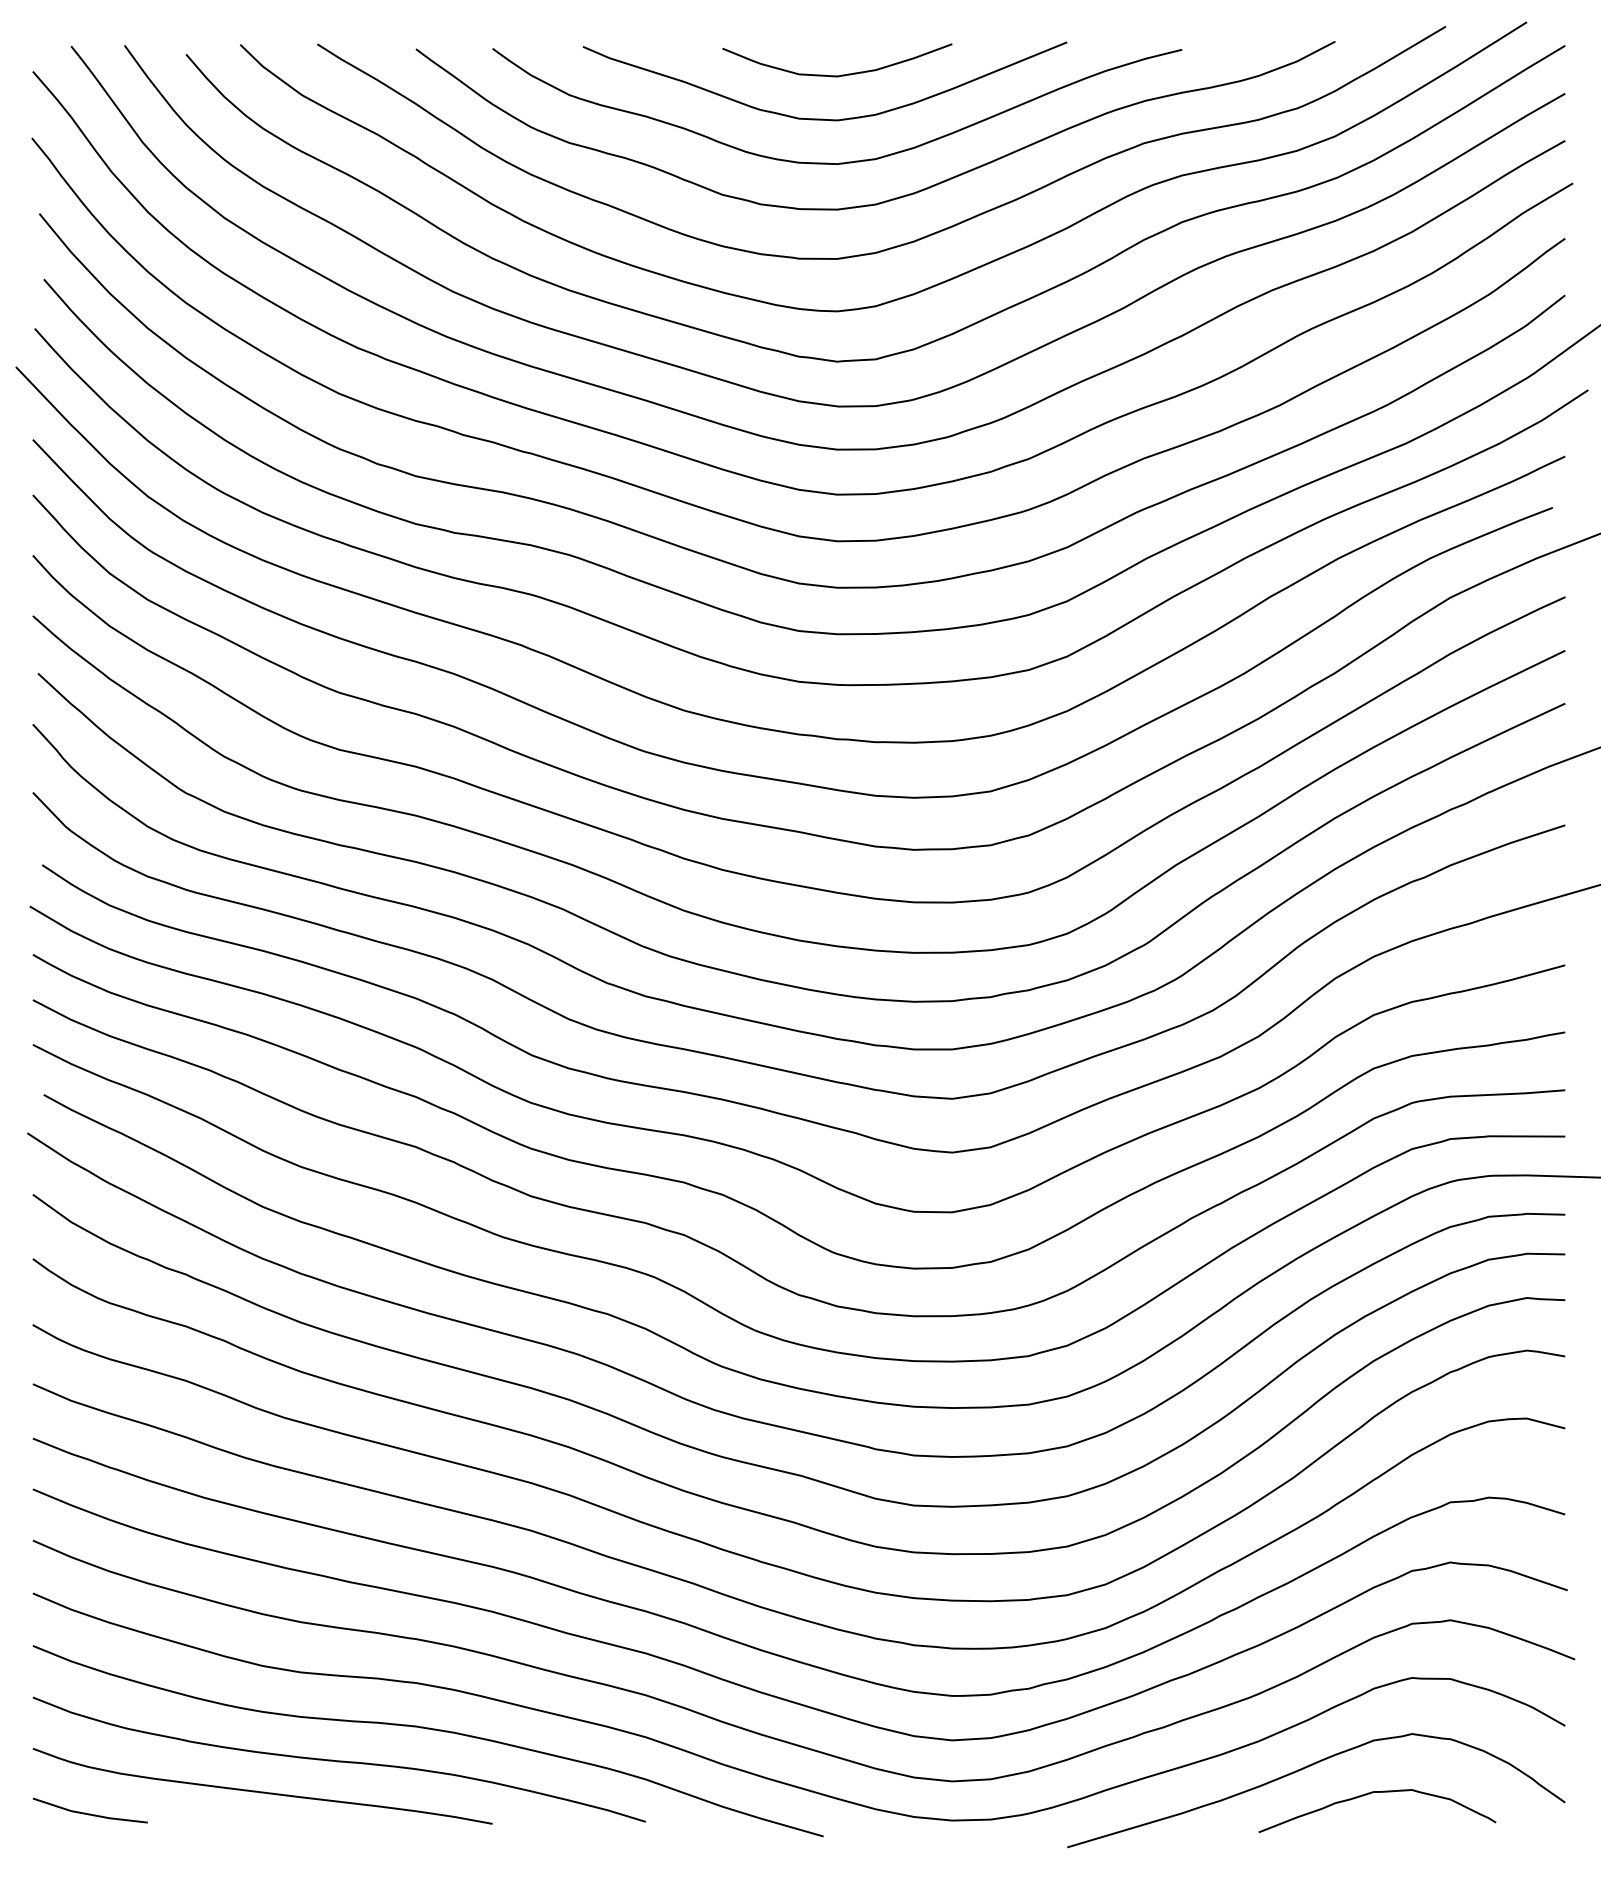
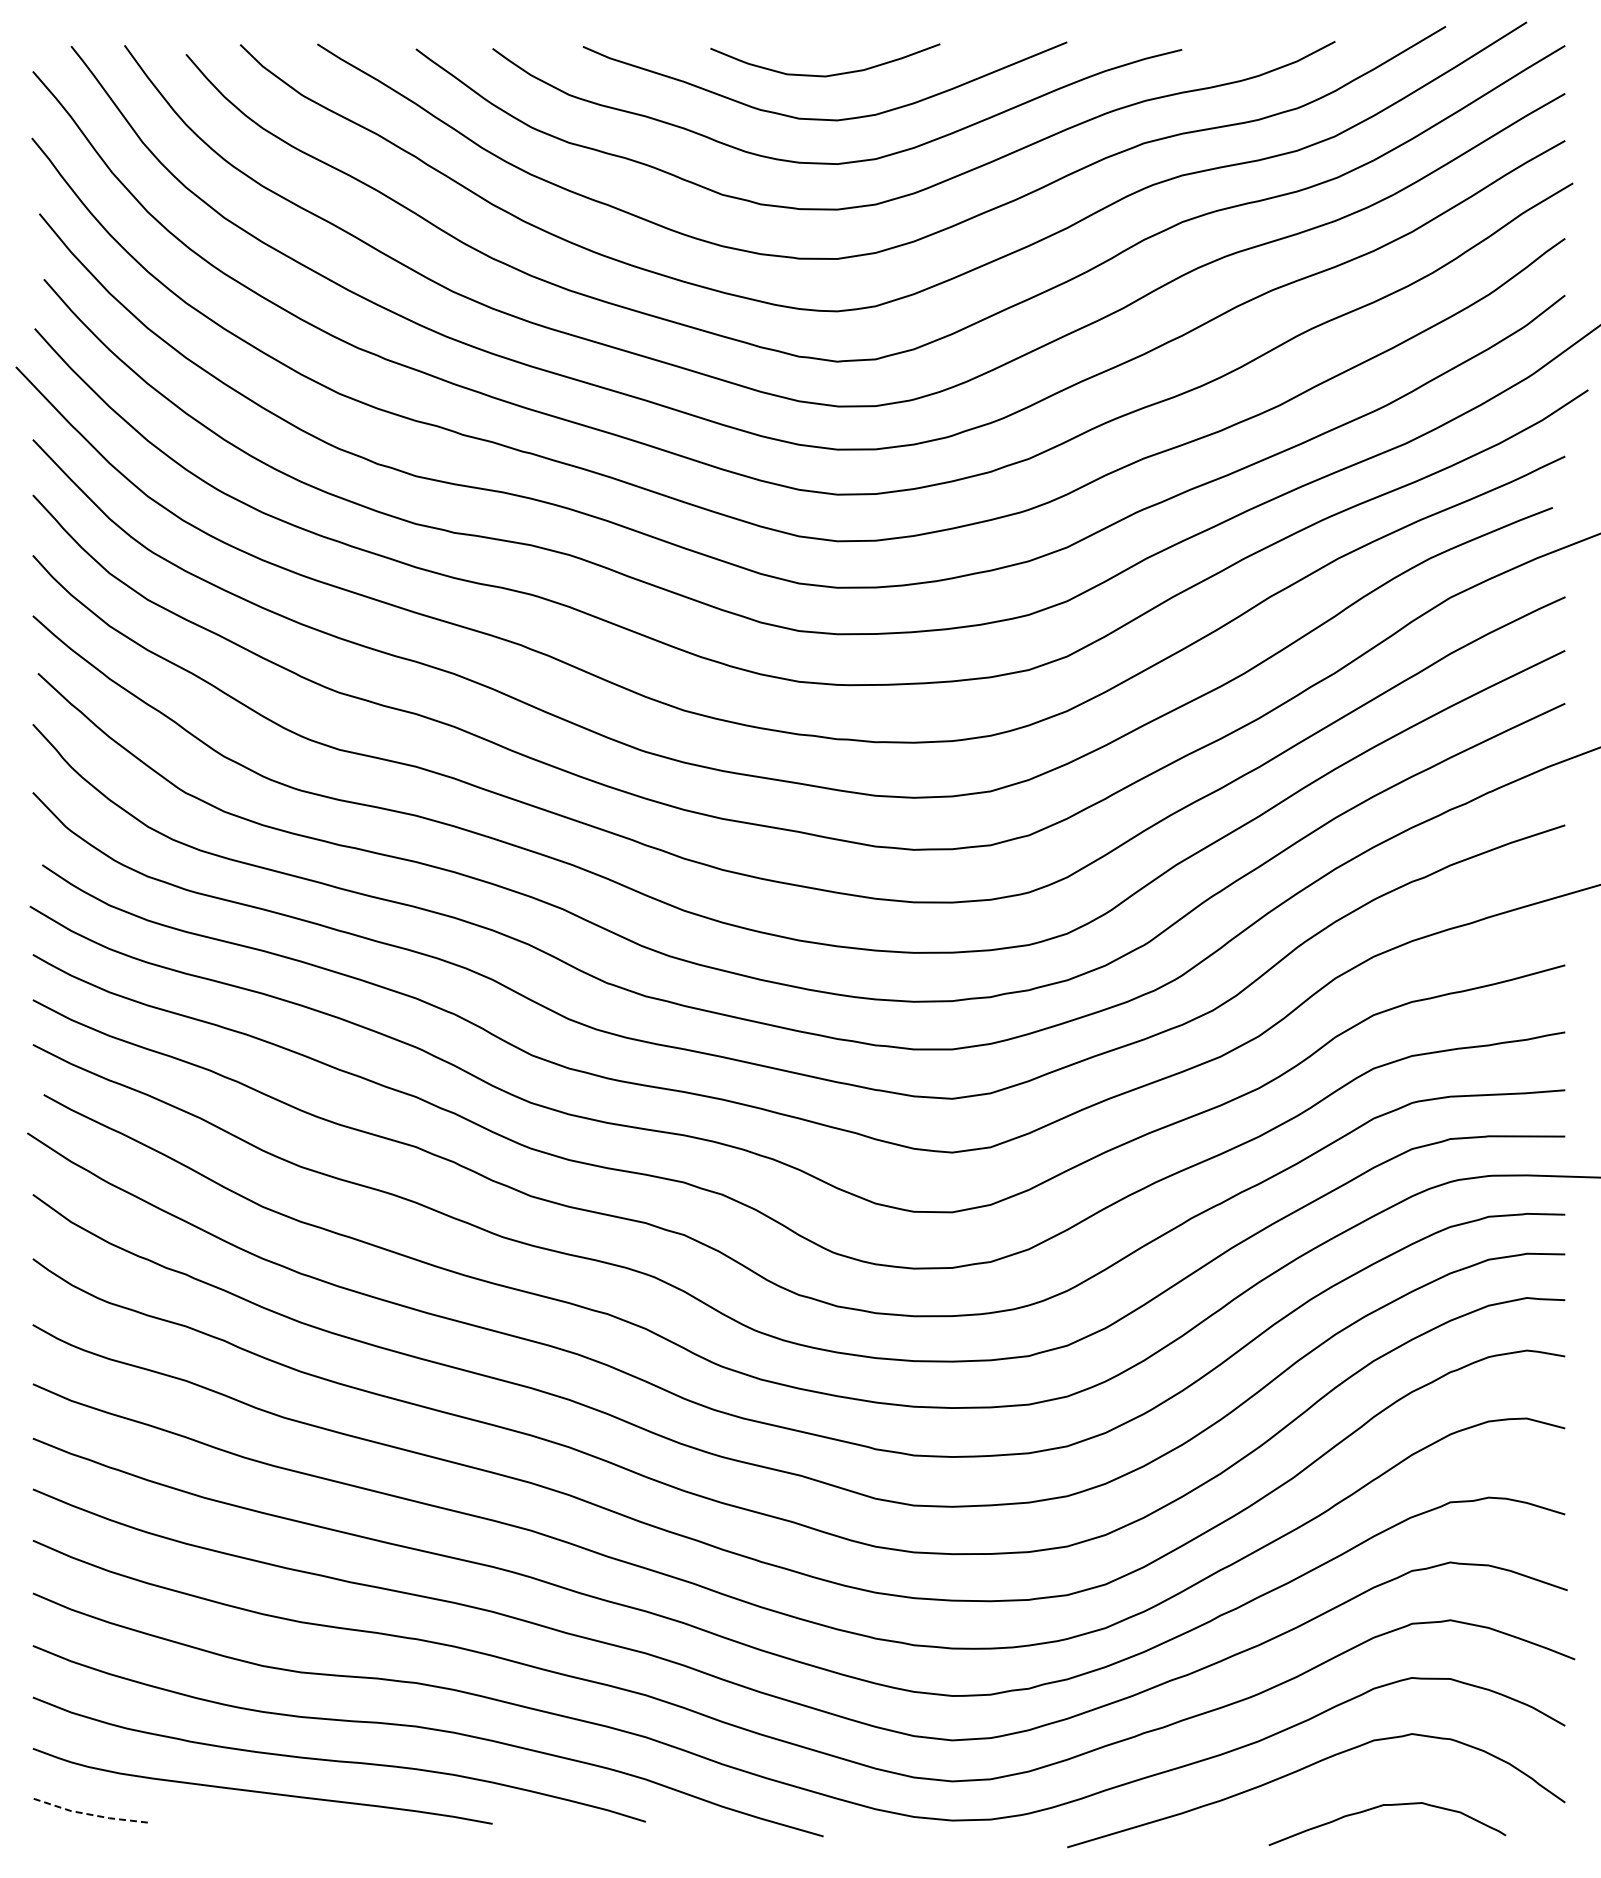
curve position: (841, 74) -> (829, 74) (829, 74)
curve position: (1372, 1793) -> (1382, 1806) (1382, 1806)
line: solid -> dashed (88, 1814)
